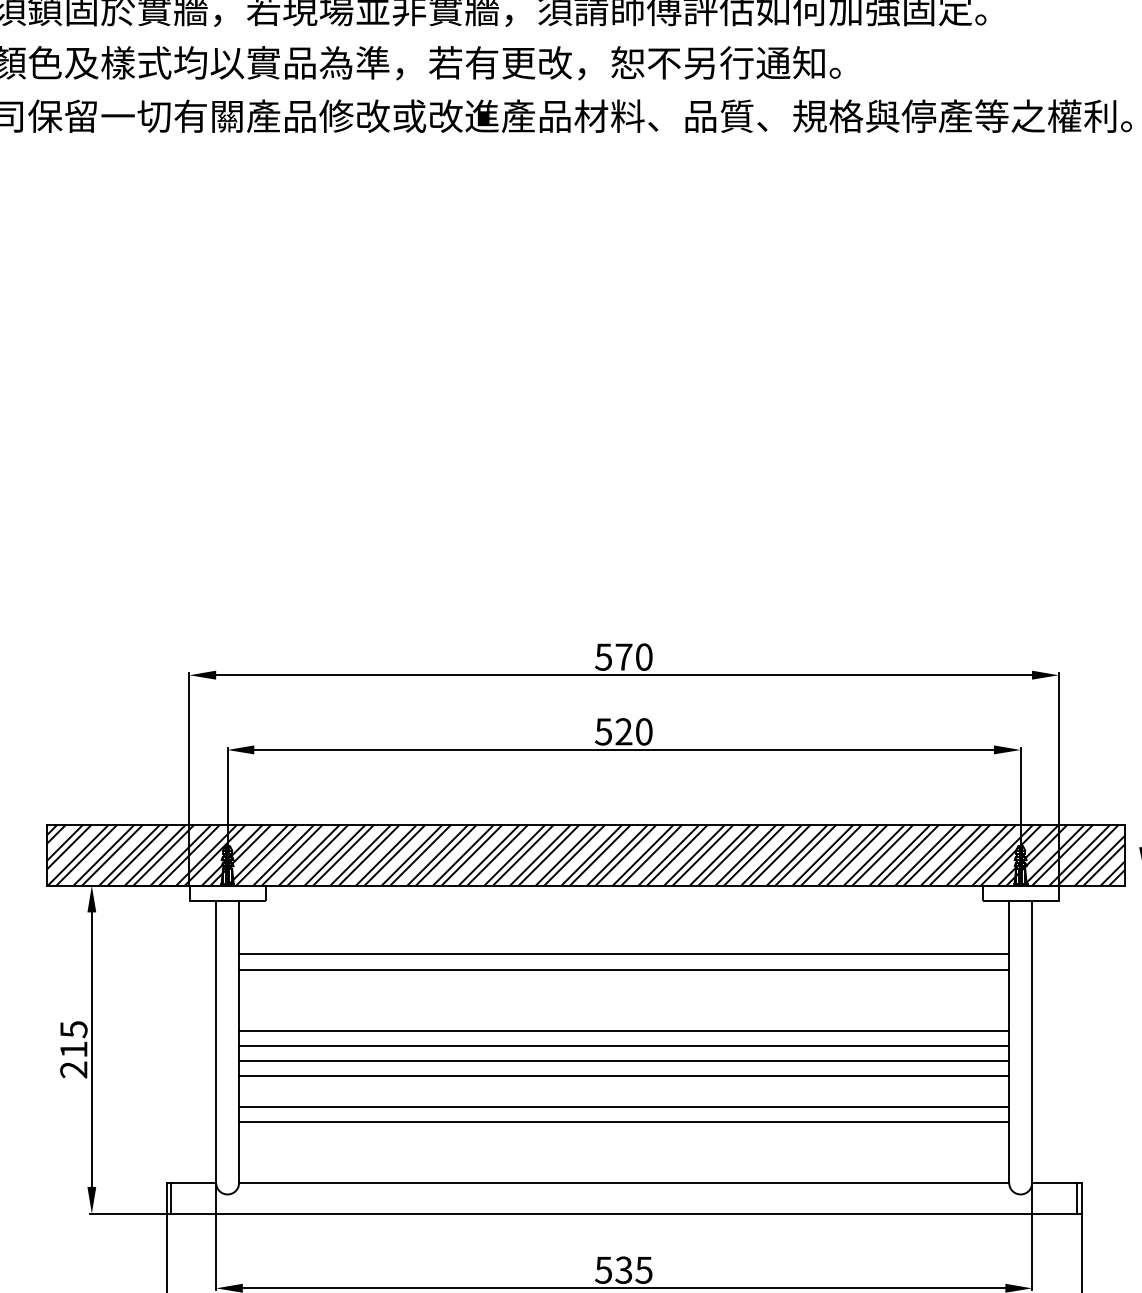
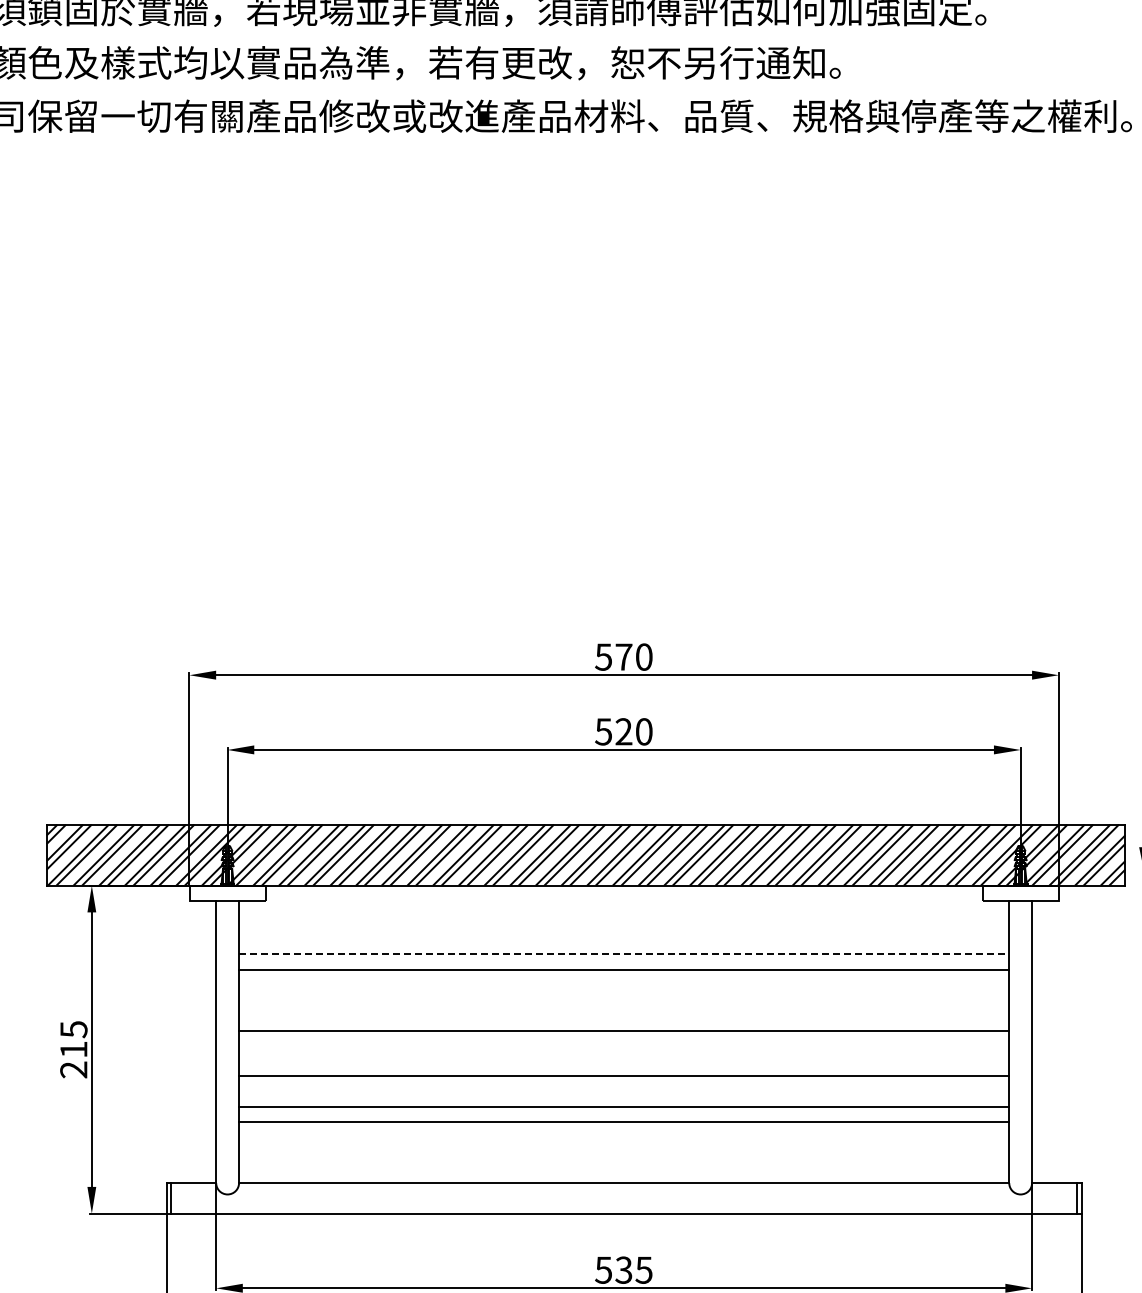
line: solid -> dashed (624, 954)
line: present -> none (624, 1045)
line: present -> none (624, 1061)
